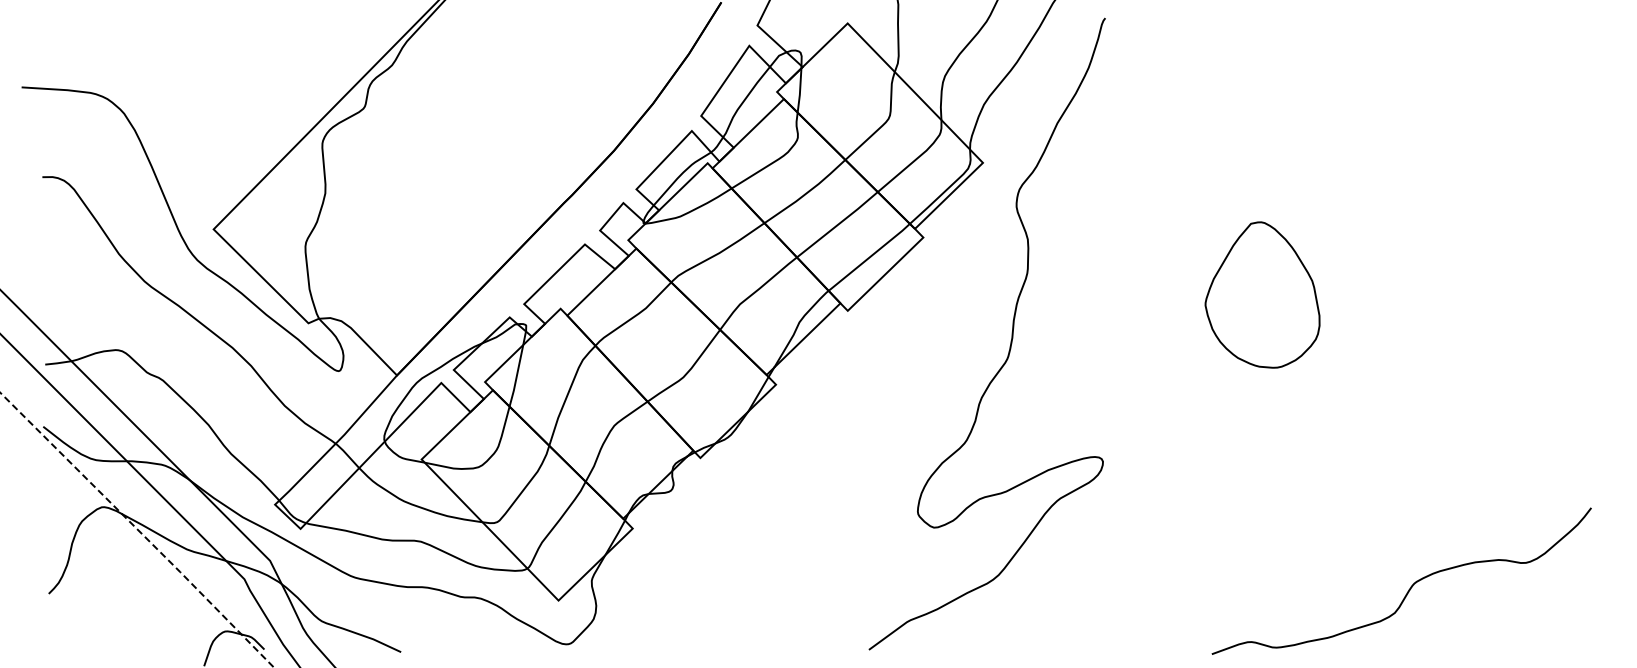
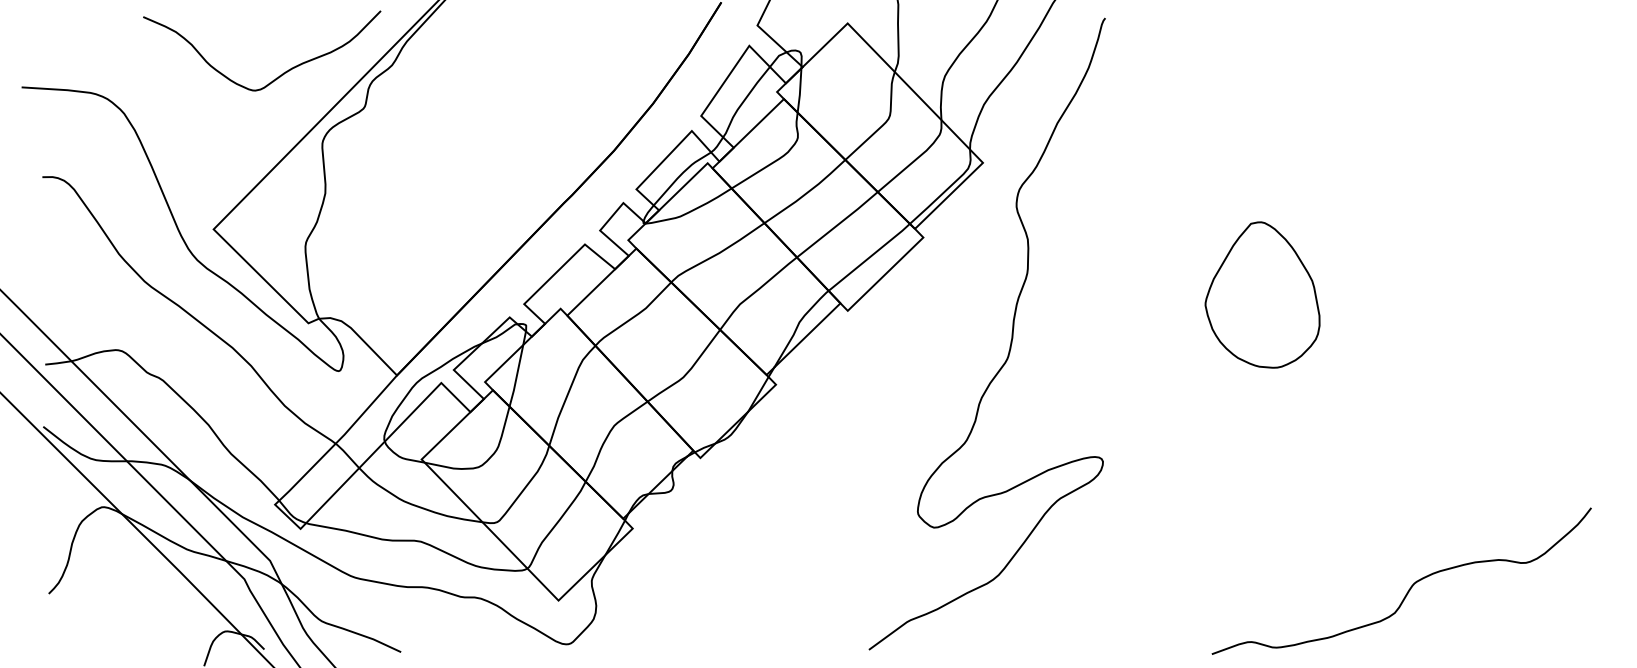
curve: none -> present (279, 75)
line: dashed -> solid (138, 530)
